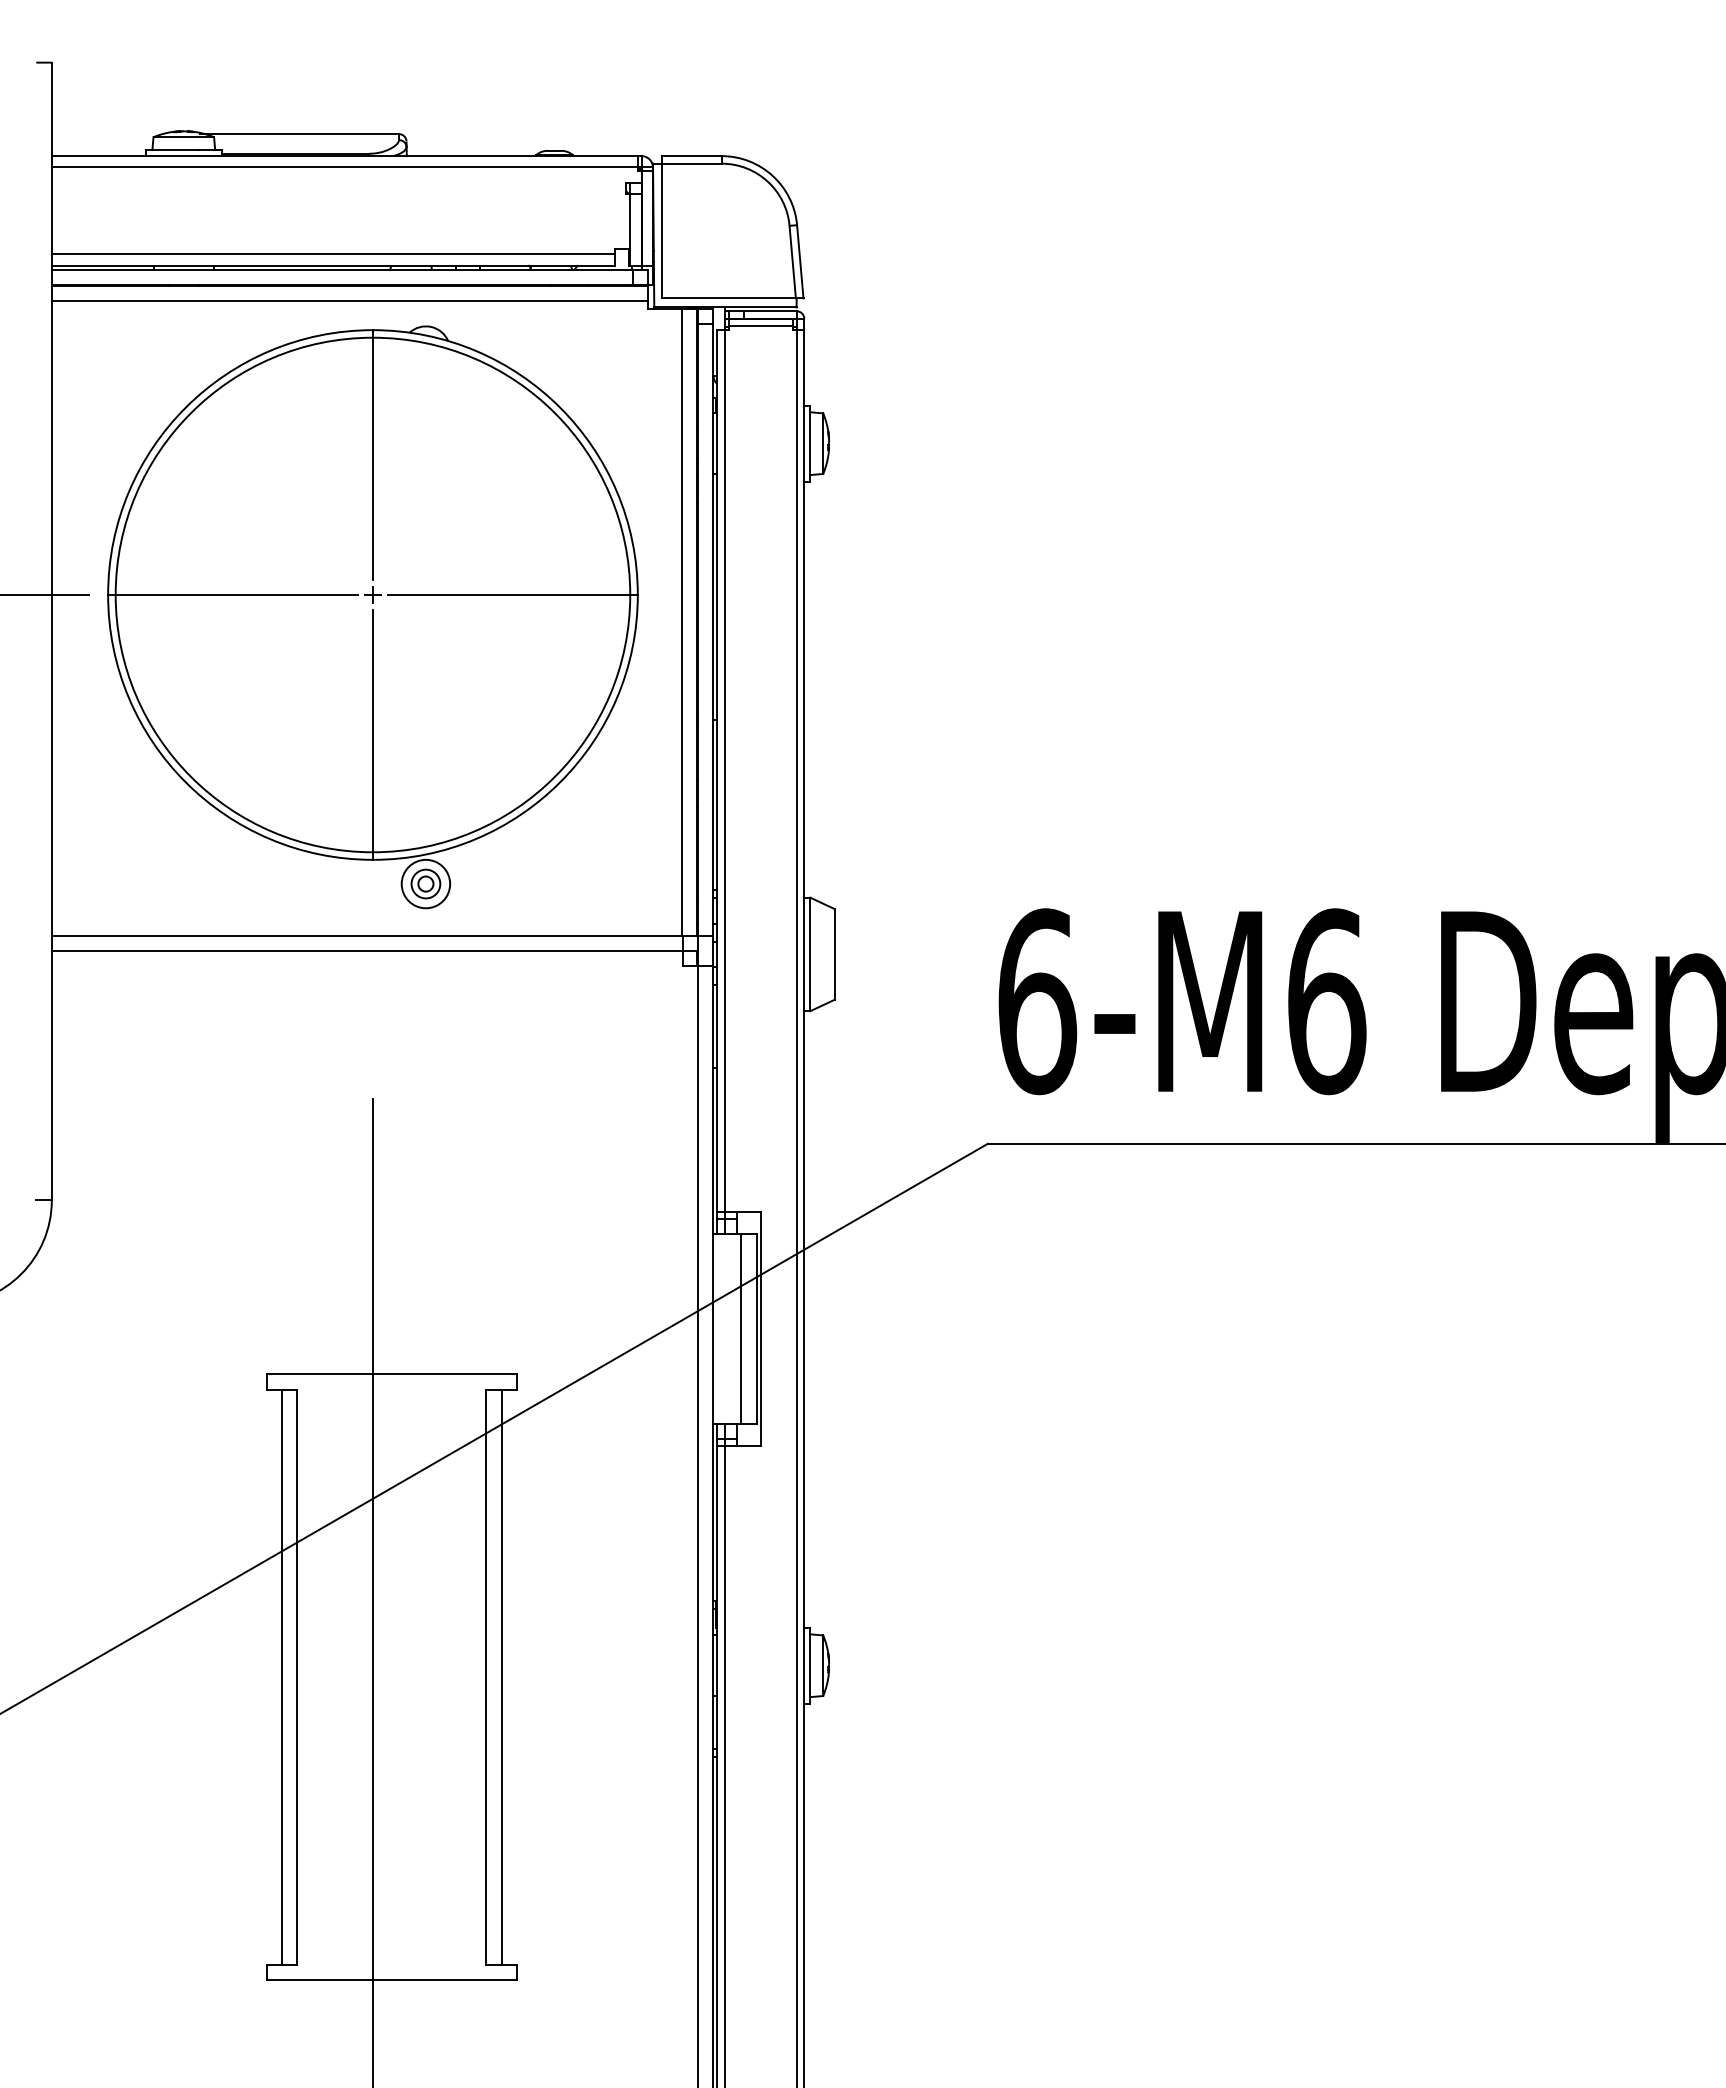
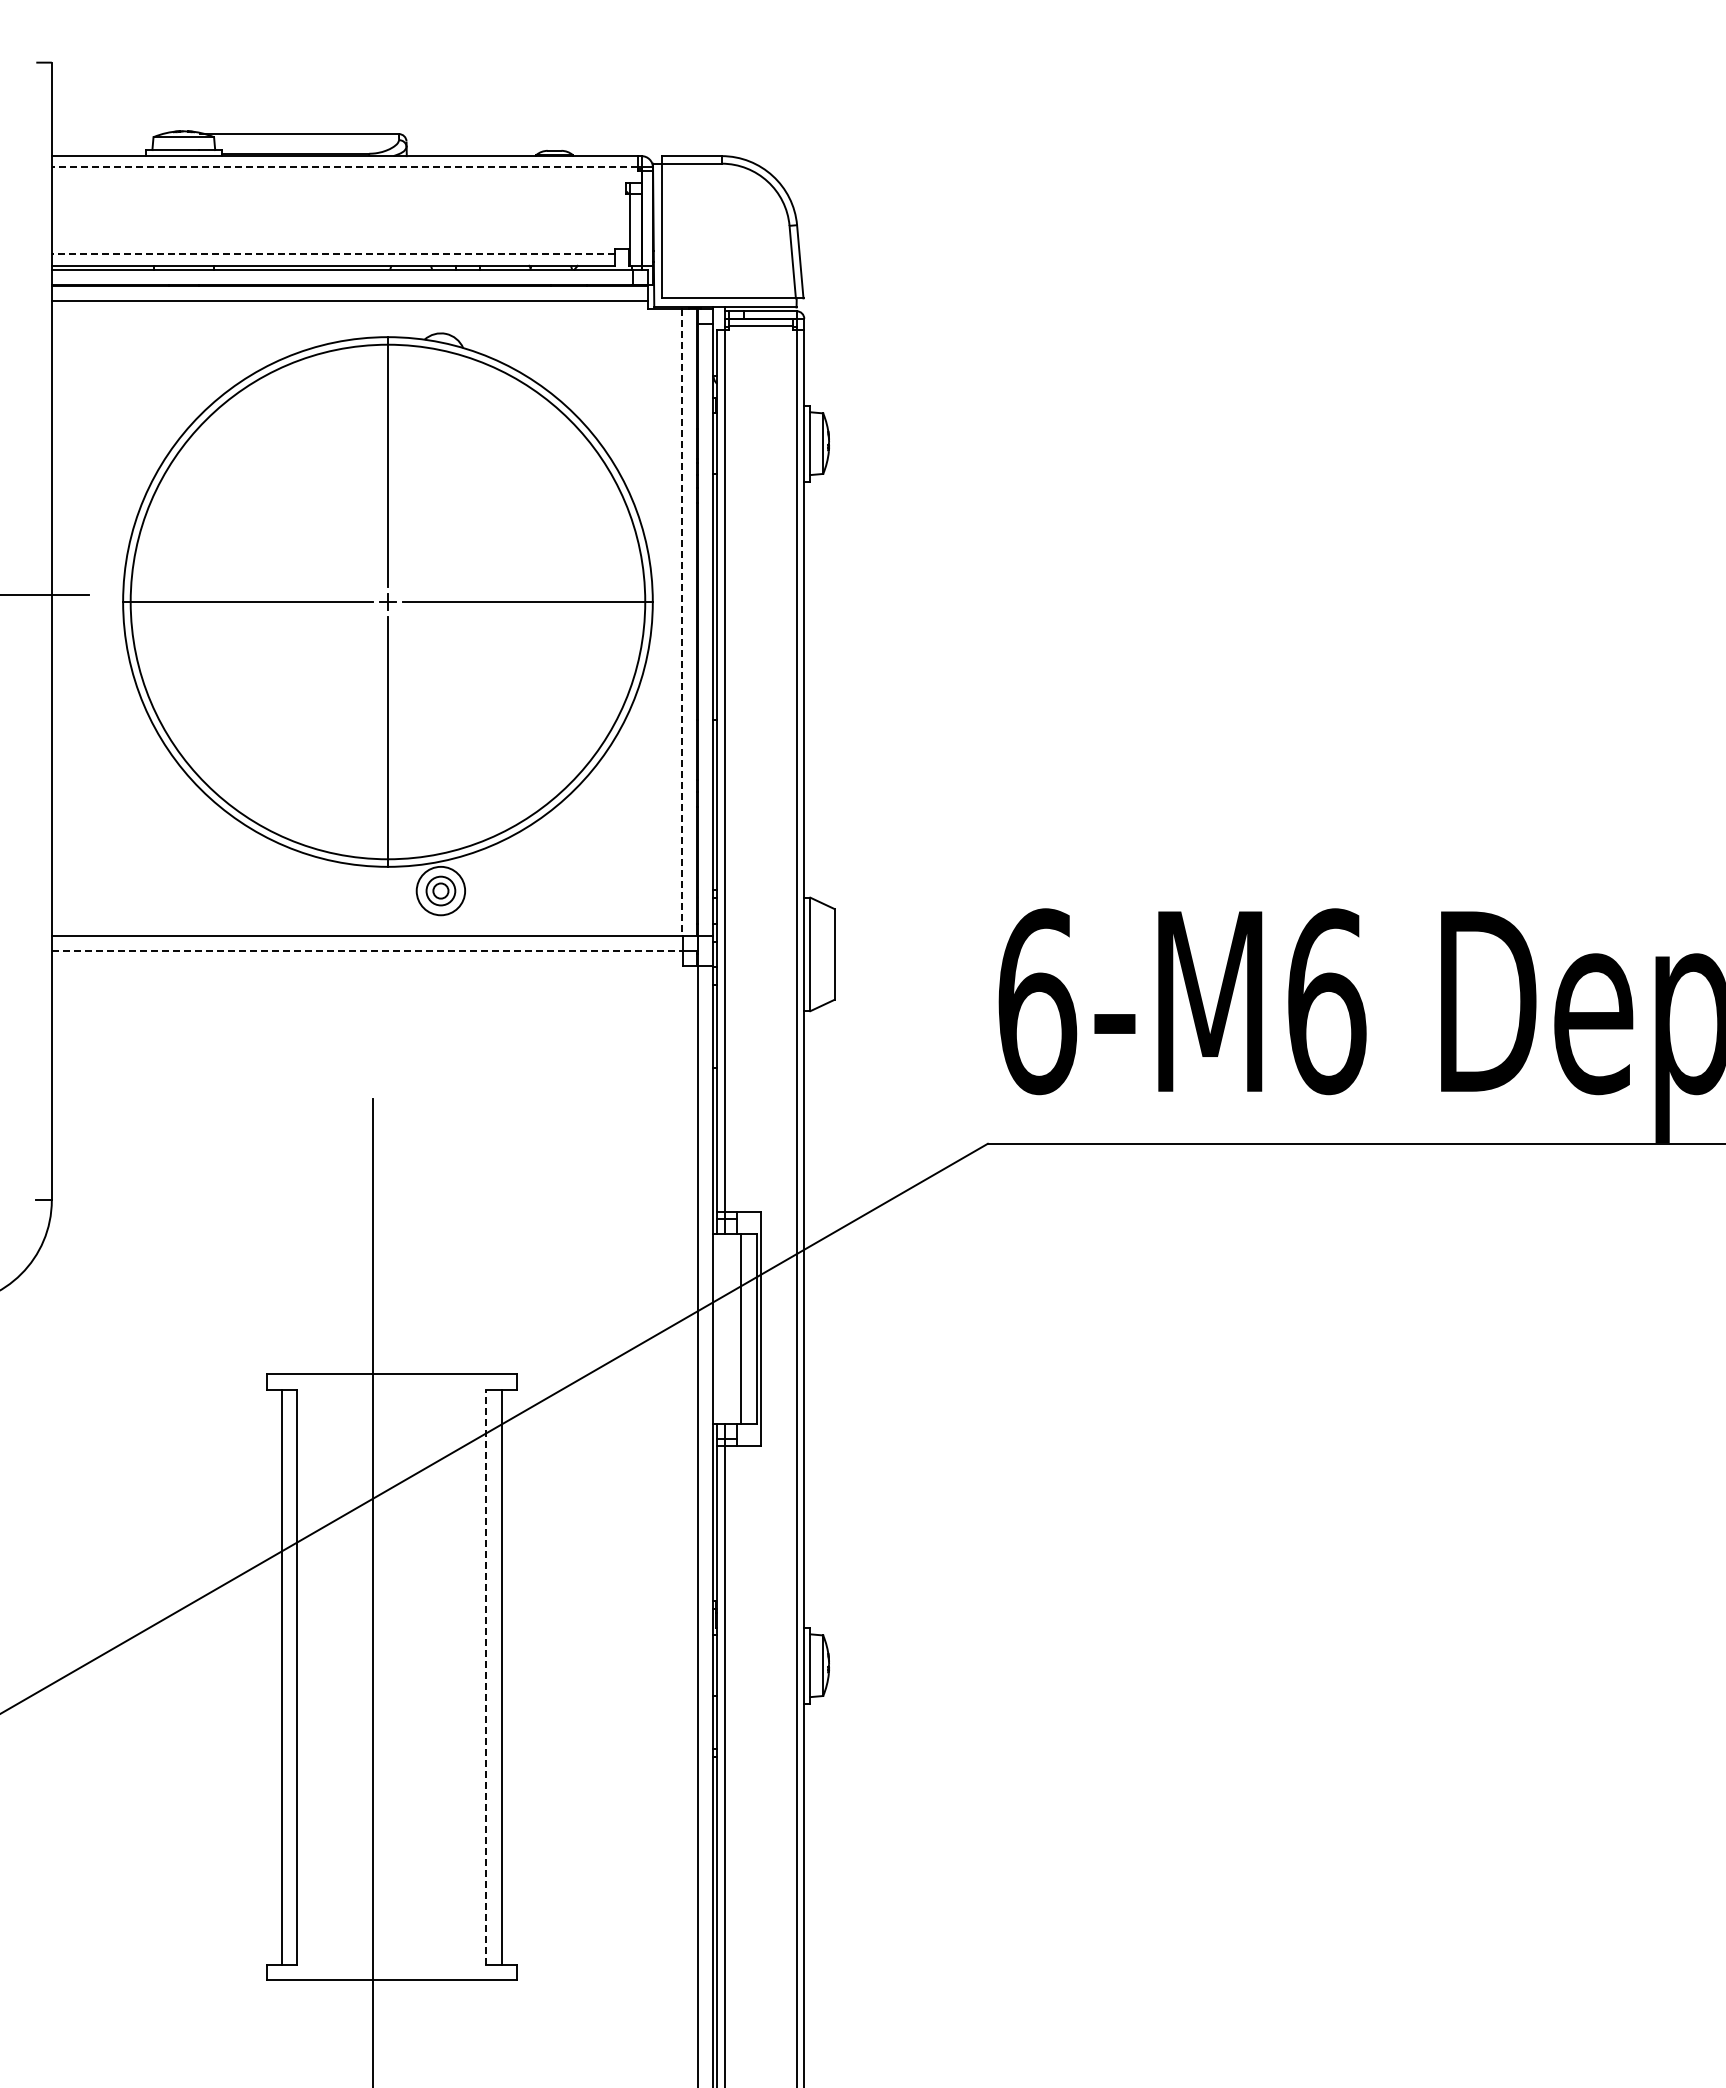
line: solid -> dashed (344, 167)
line: solid -> dashed (333, 254)
part position: (372, 617) -> (387, 624) (387, 624)
line: solid -> dashed (681, 622)
line: solid -> dashed (367, 950)
line: solid -> dashed (486, 1677)
